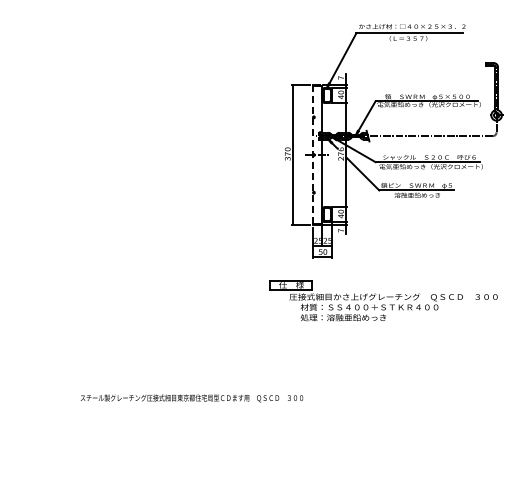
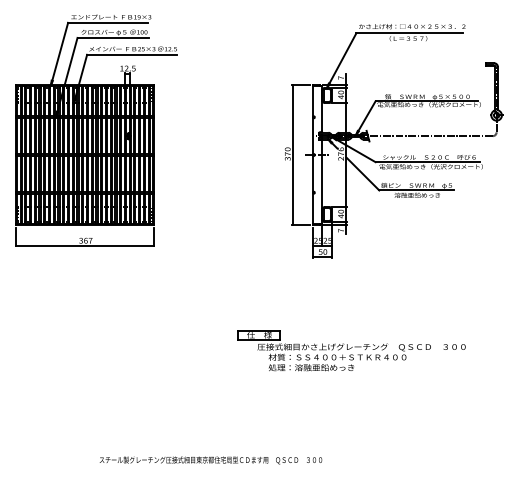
part: none -> present (96, 130)
line: dashed -> solid (313, 155)
part position: (383, 300) -> (351, 350) (351, 350)
text position: (191, 398) -> (210, 460) (210, 460)
